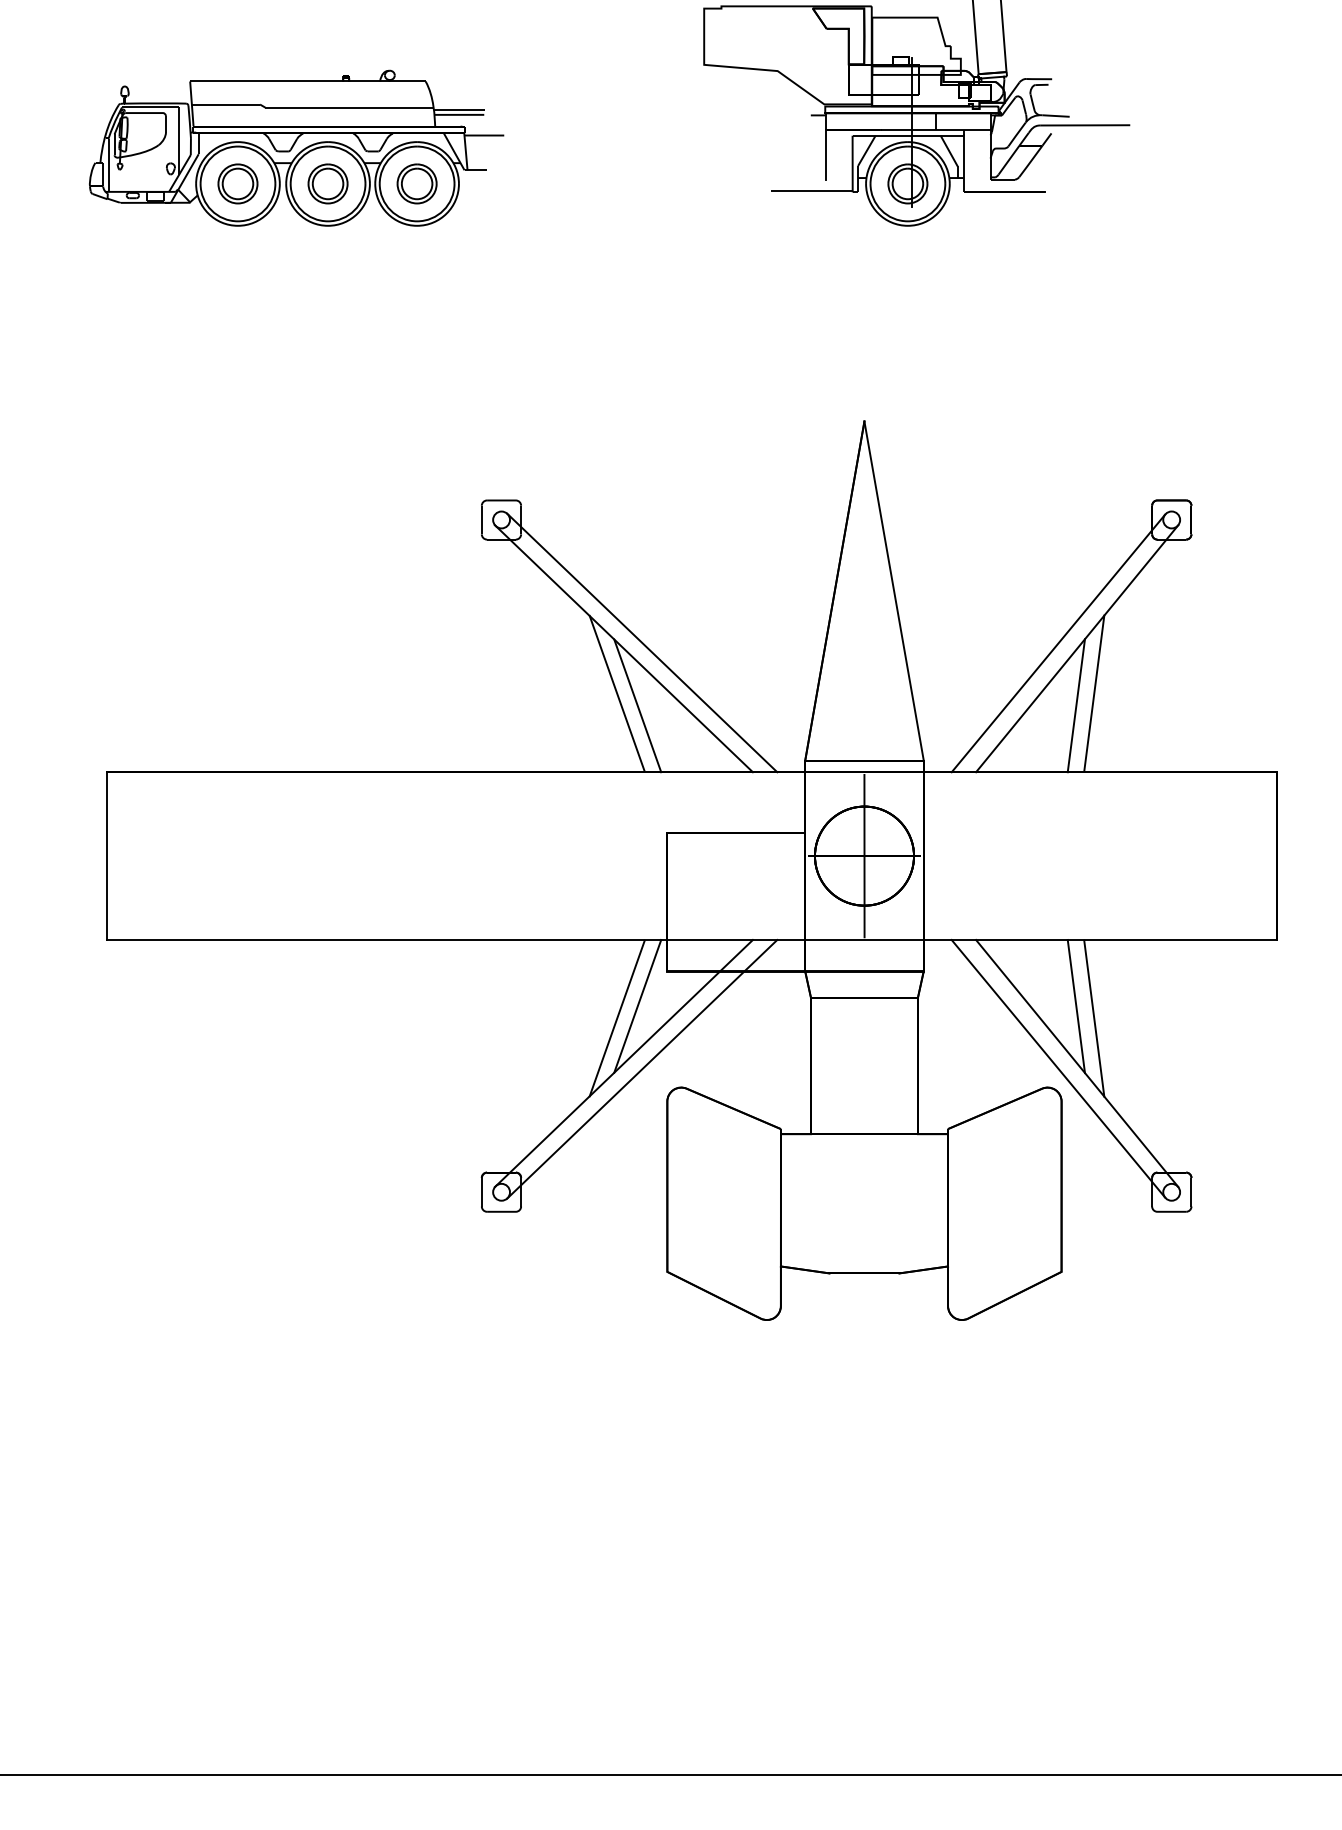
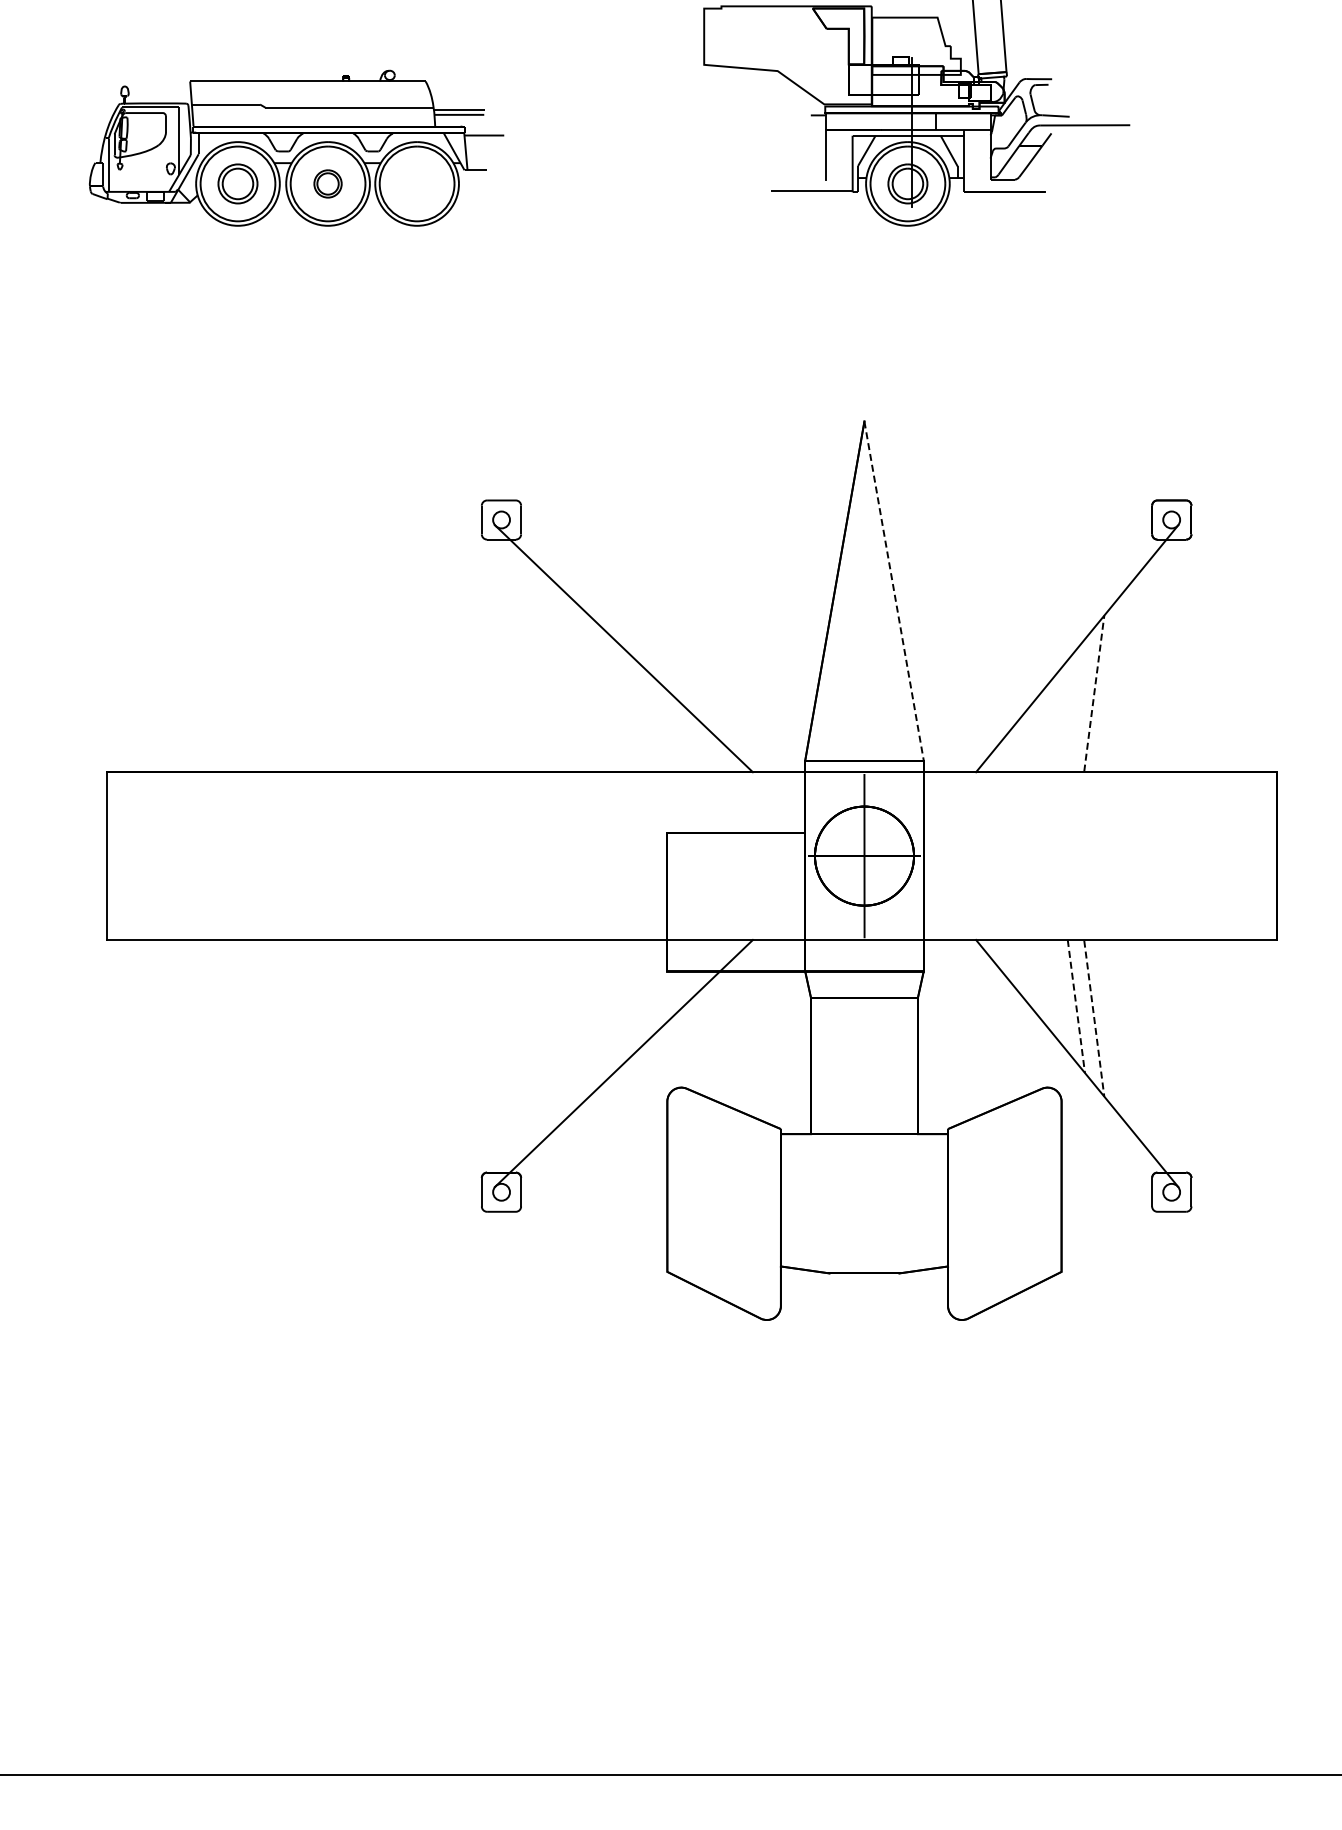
part size: 42x42 px -> 30x30 px (327, 183)
part: present -> none (416, 183)
line: solid -> dashed (894, 591)
line: present -> none (642, 642)
line: present -> none (1058, 643)
line: present -> none (616, 693)
line: solid -> dashed (1094, 693)
line: present -> none (637, 705)
line: present -> none (1076, 705)
line: present -> none (637, 1006)
line: solid -> dashed (1076, 1007)
line: present -> none (616, 1018)
line: solid -> dashed (1094, 1018)
line: present -> none (1058, 1068)
line: present -> none (642, 1069)
